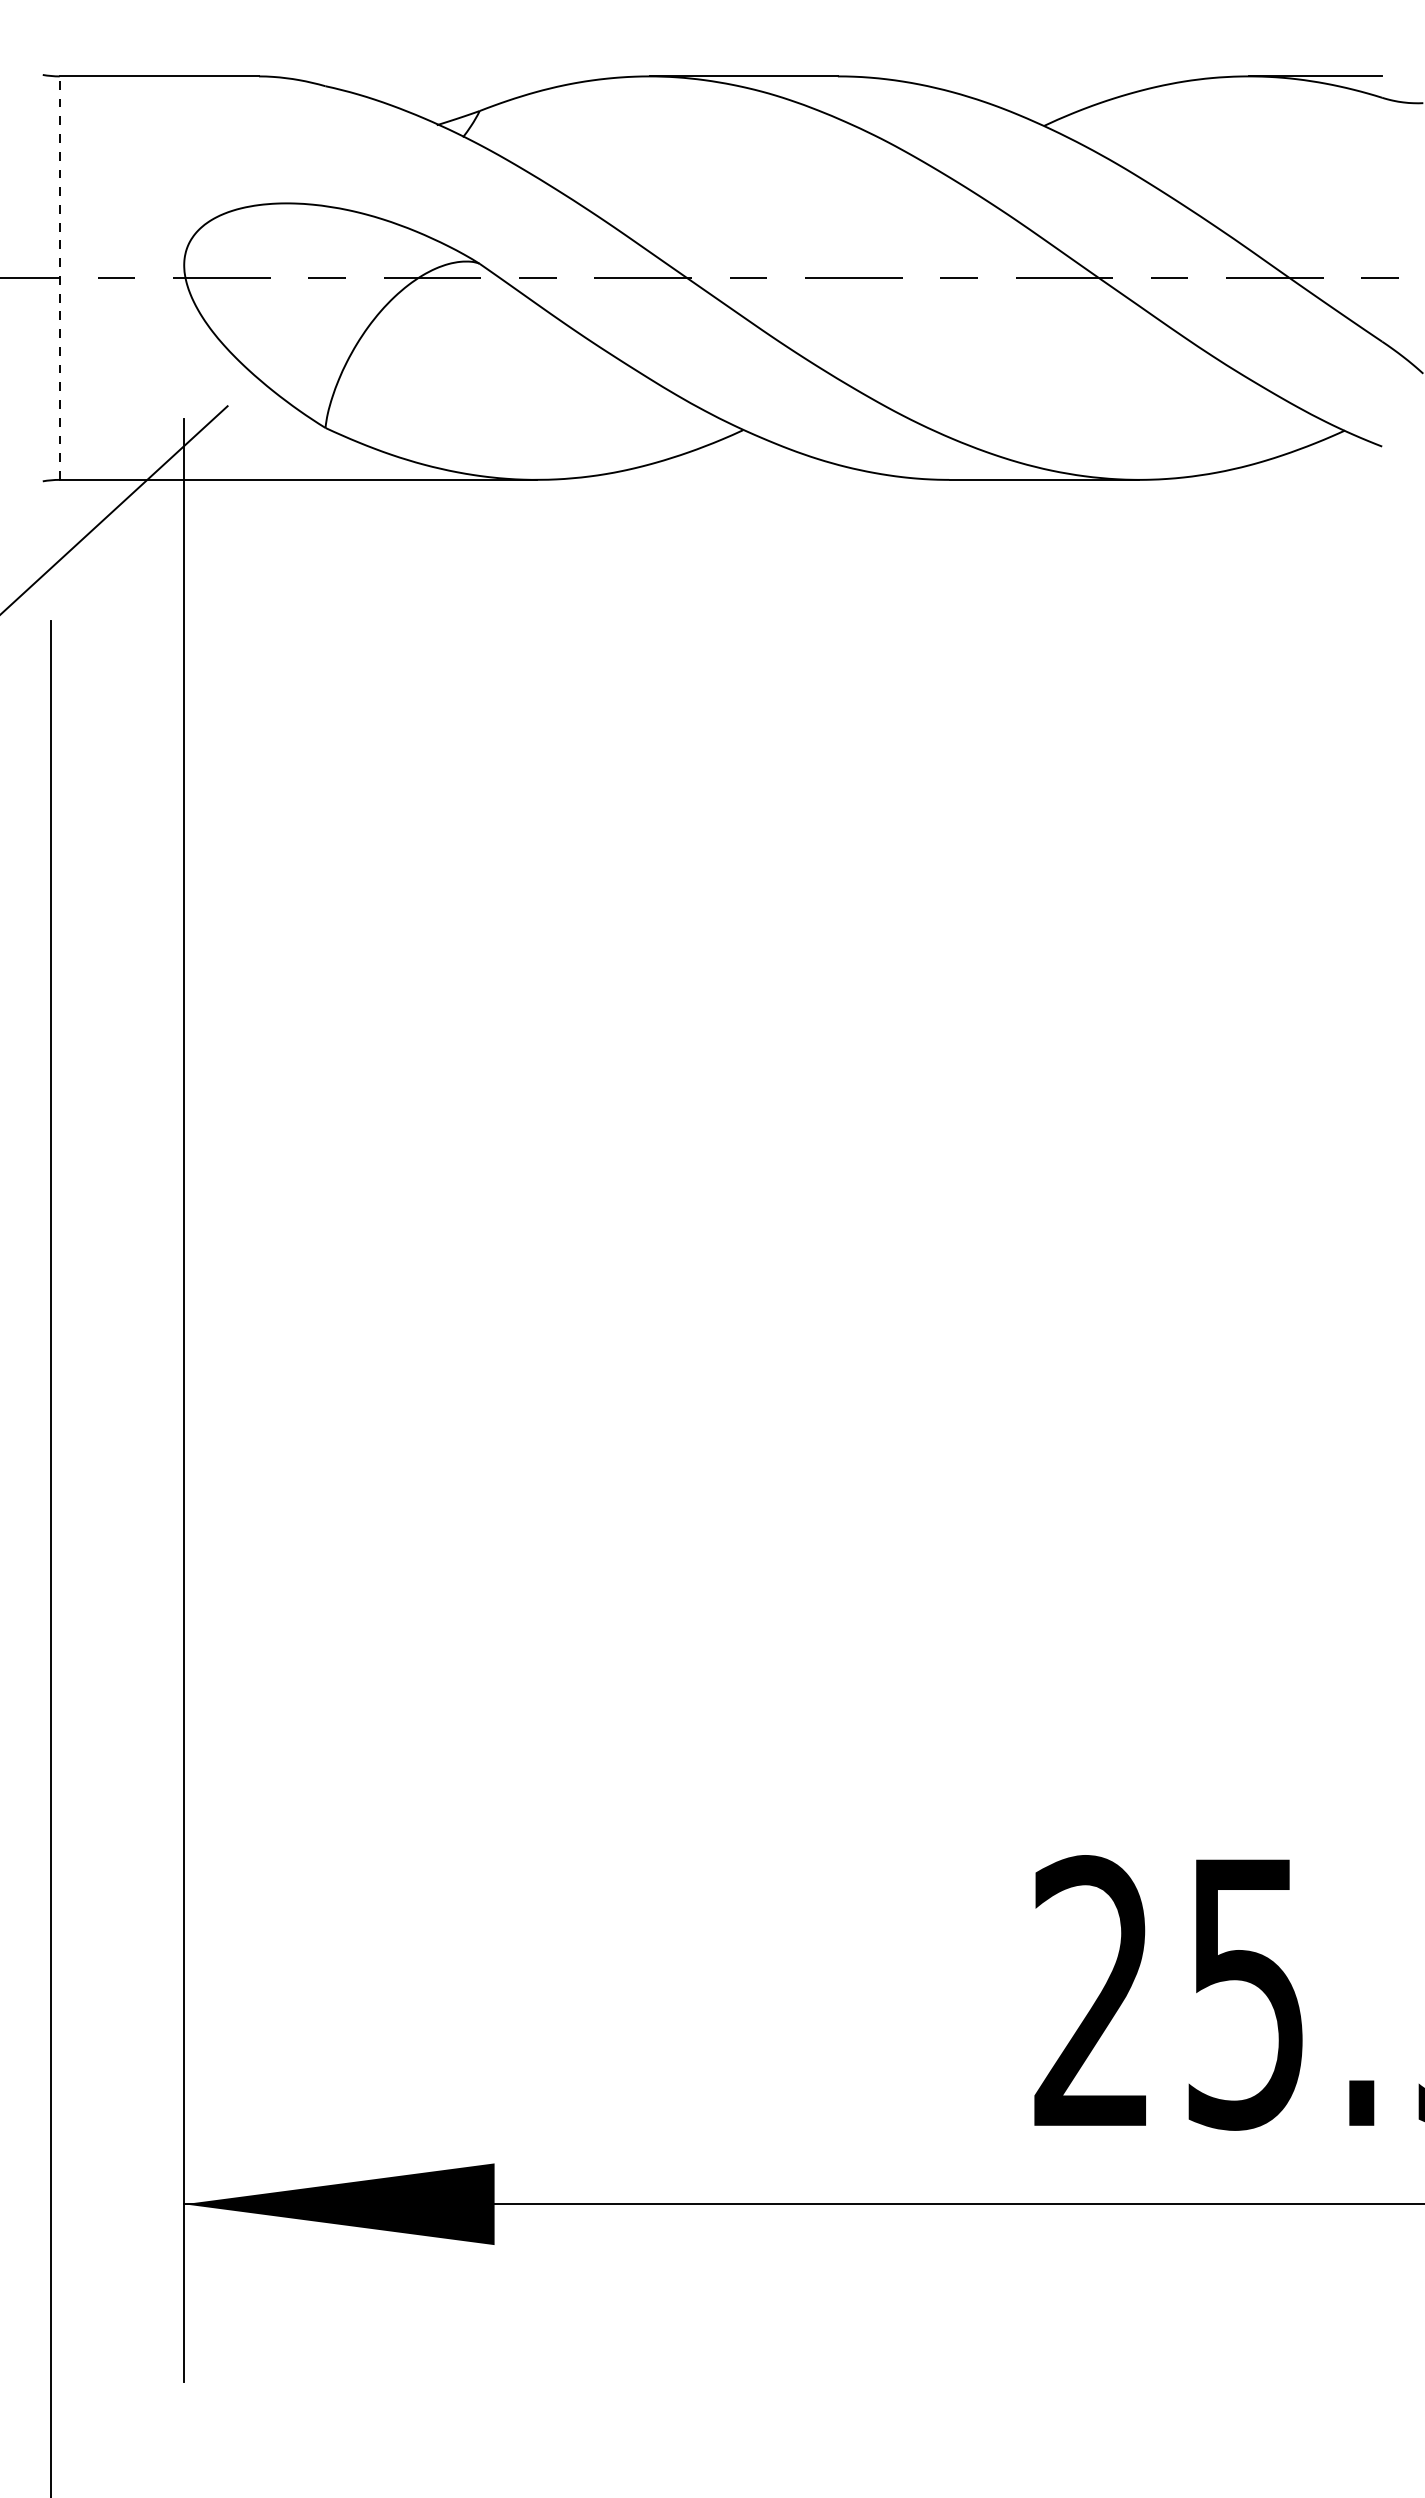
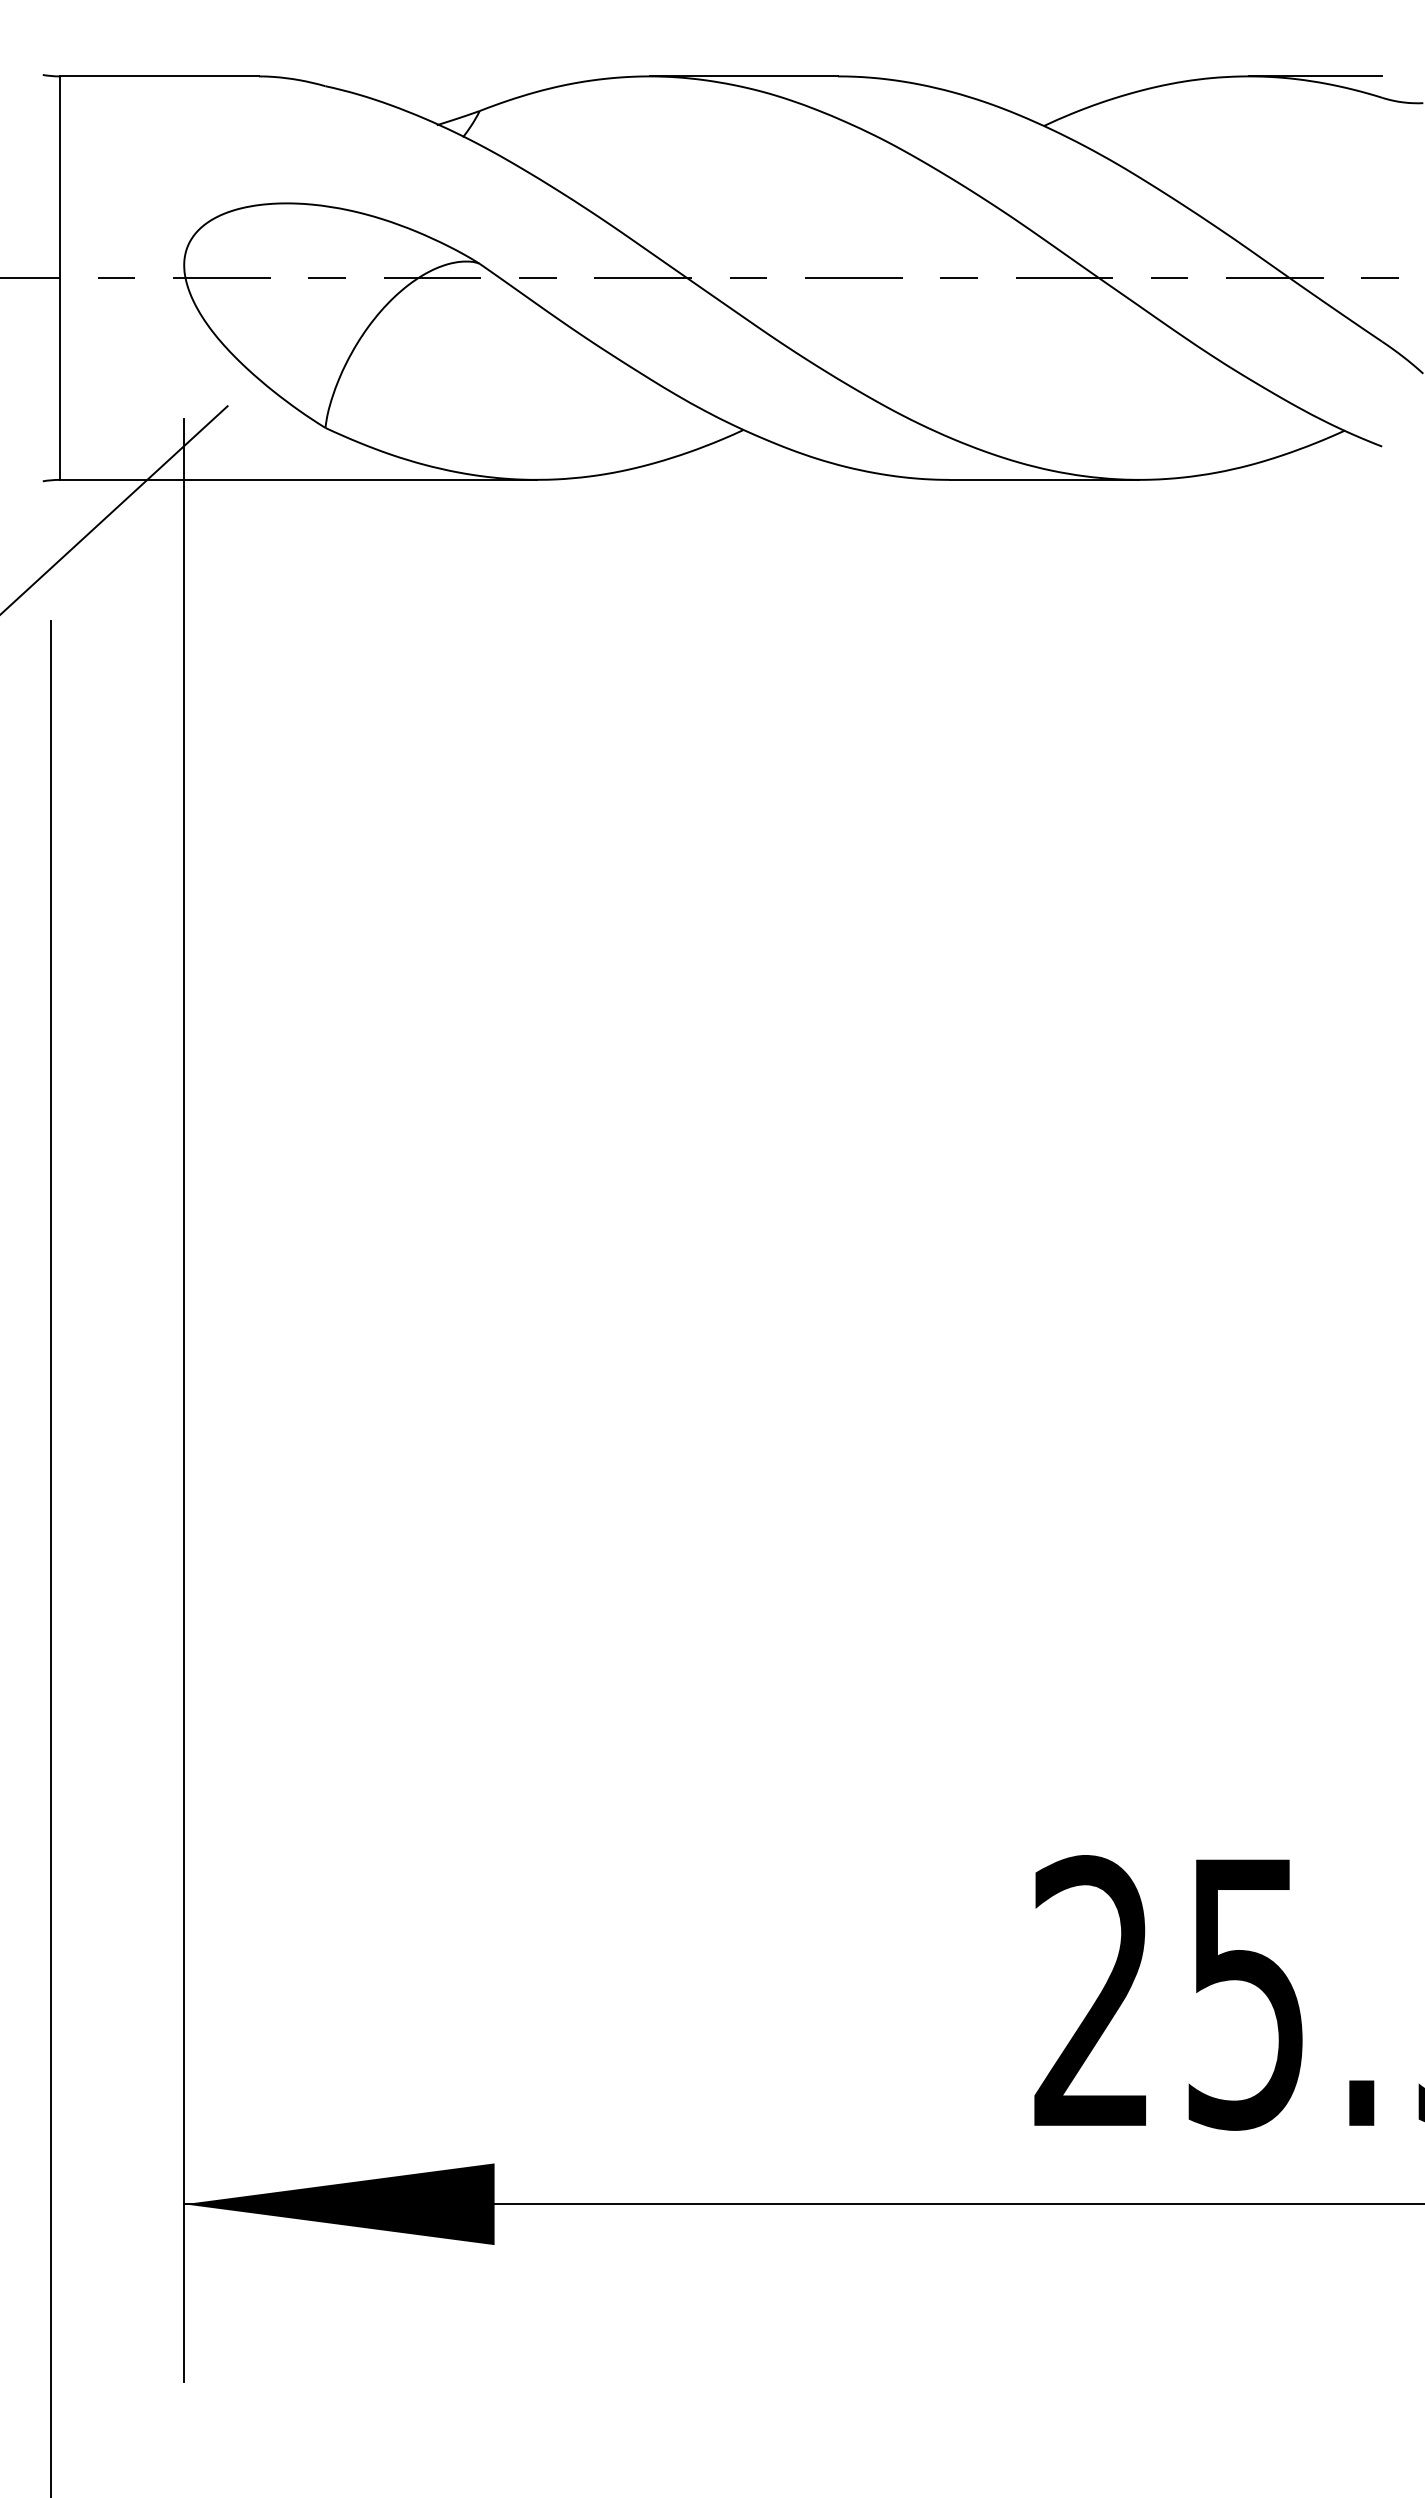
line: dashed -> solid (59, 278)
